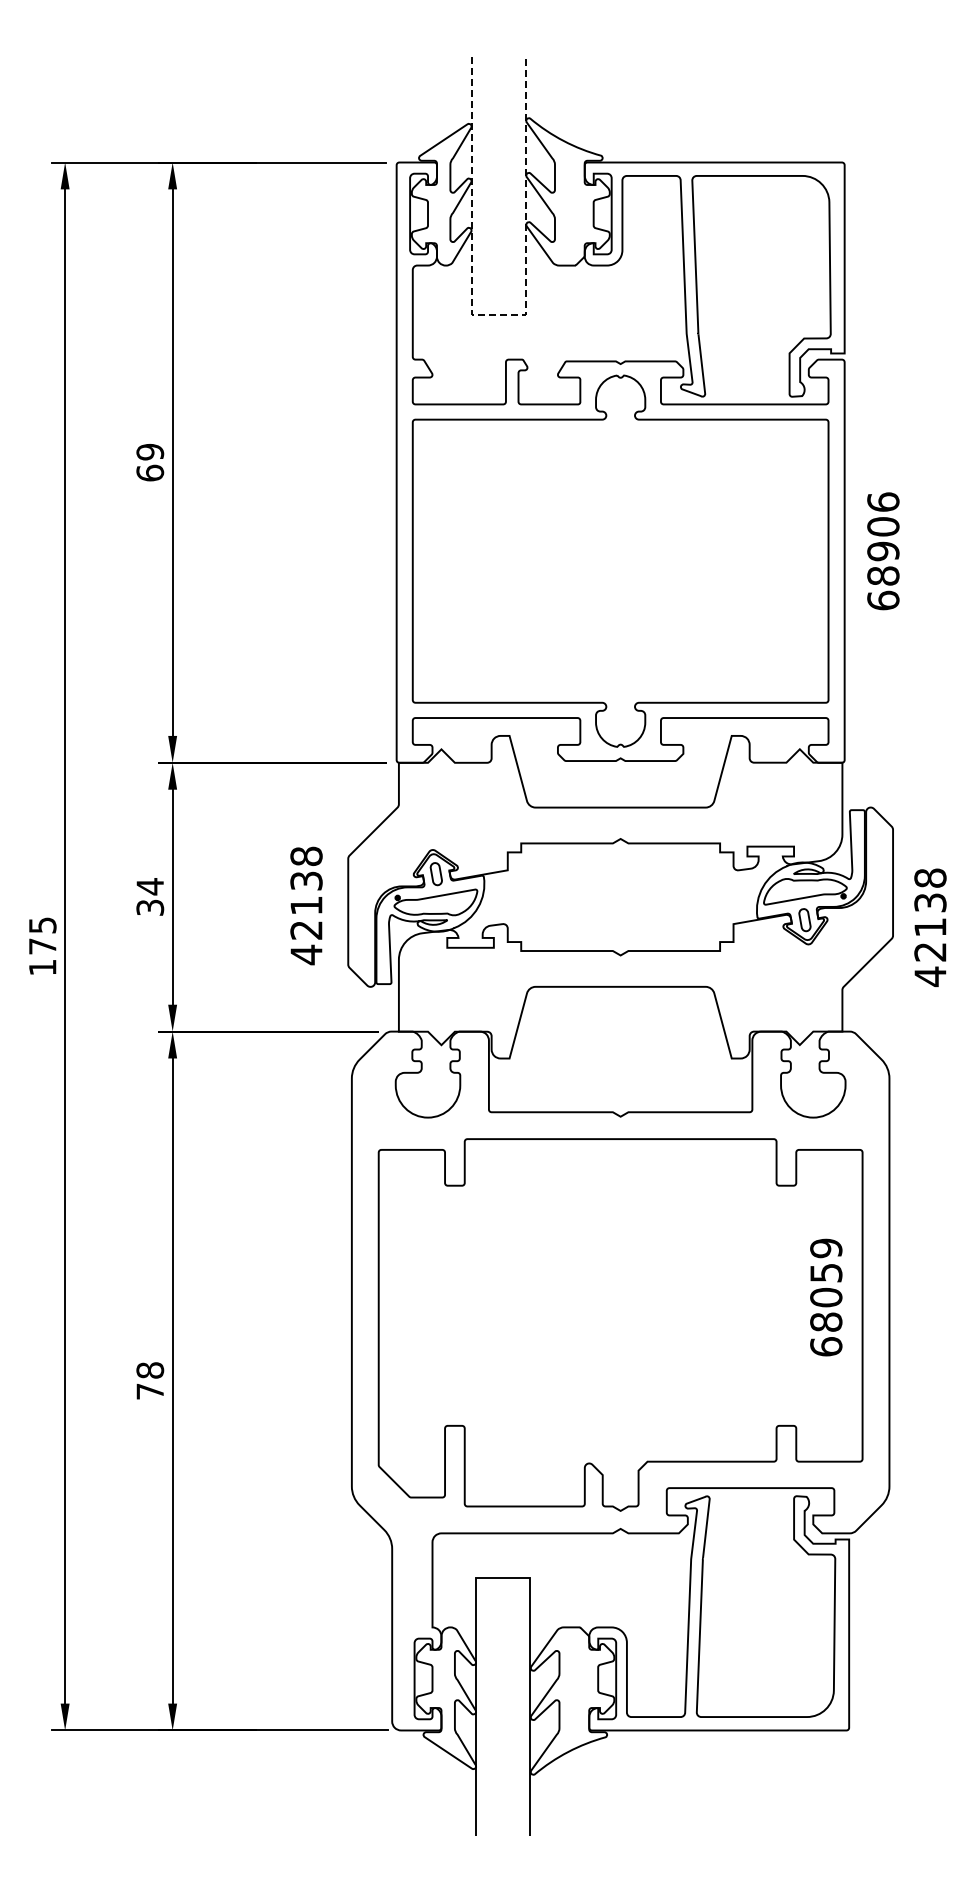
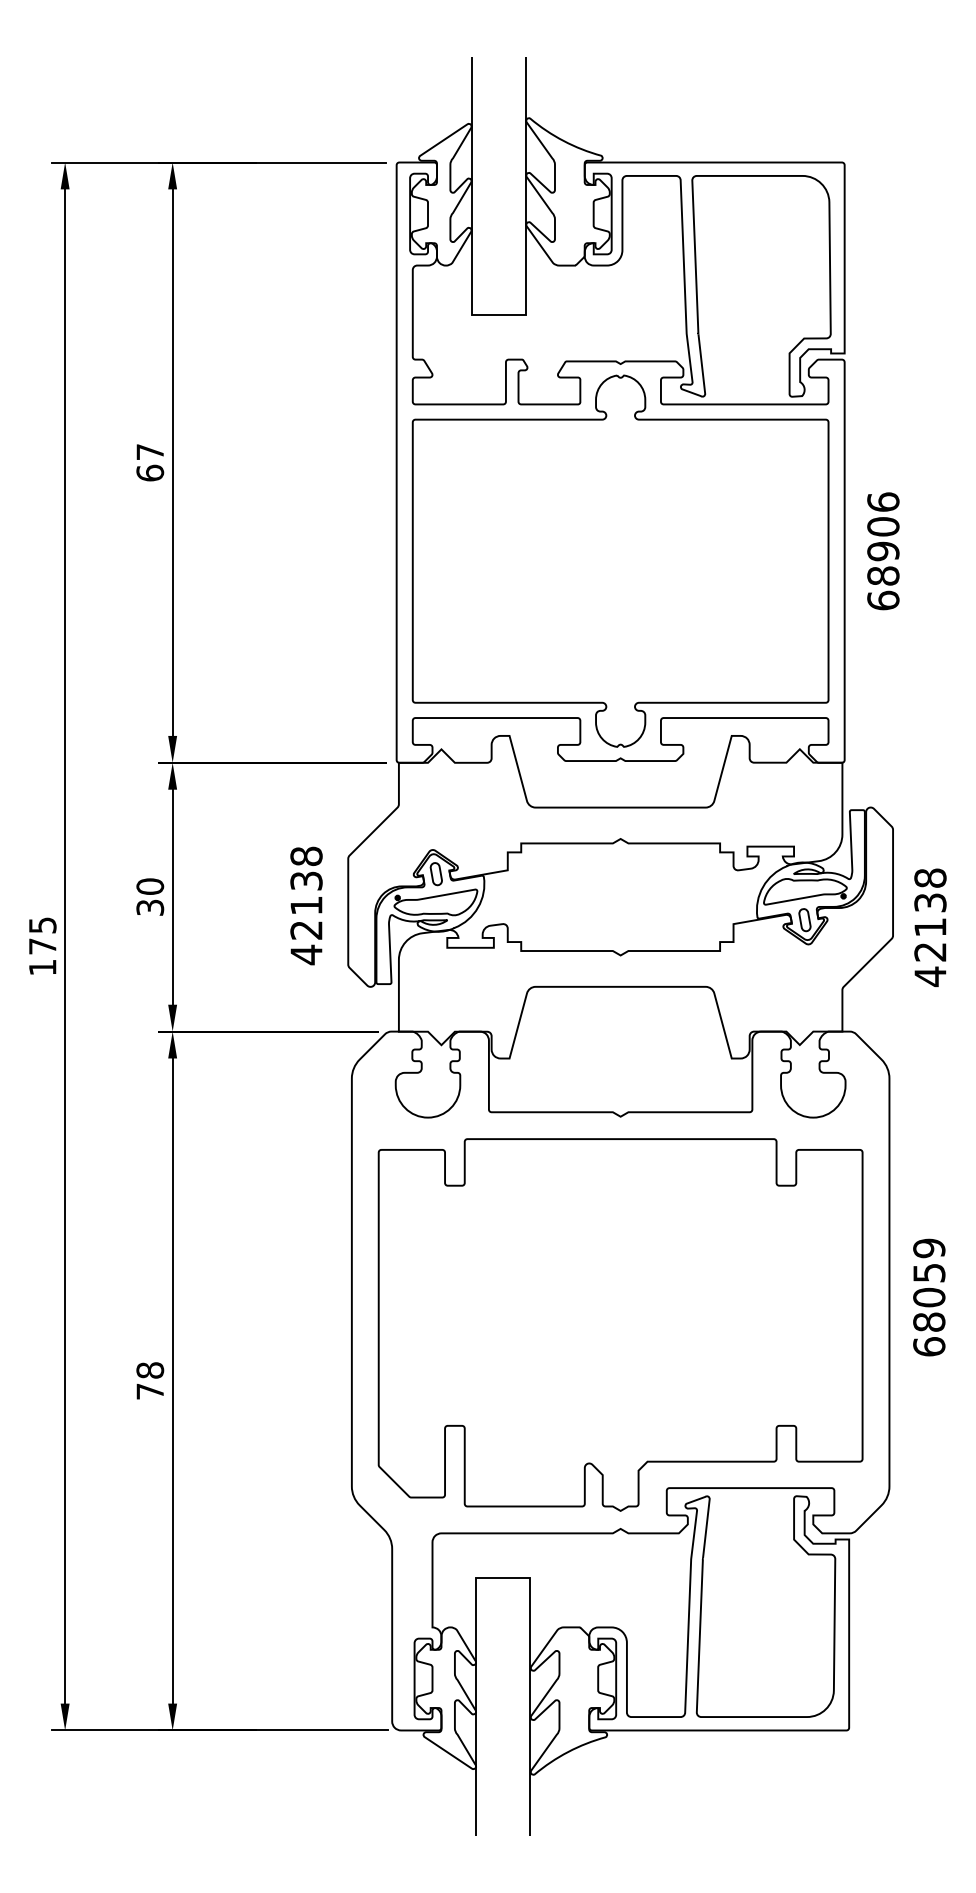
line: dashed -> solid (498, 314)
text: 69 -> 67 (150, 451)
text: 34 -> 30 (150, 886)
text position: (826, 1297) -> (929, 1297) (929, 1297)
